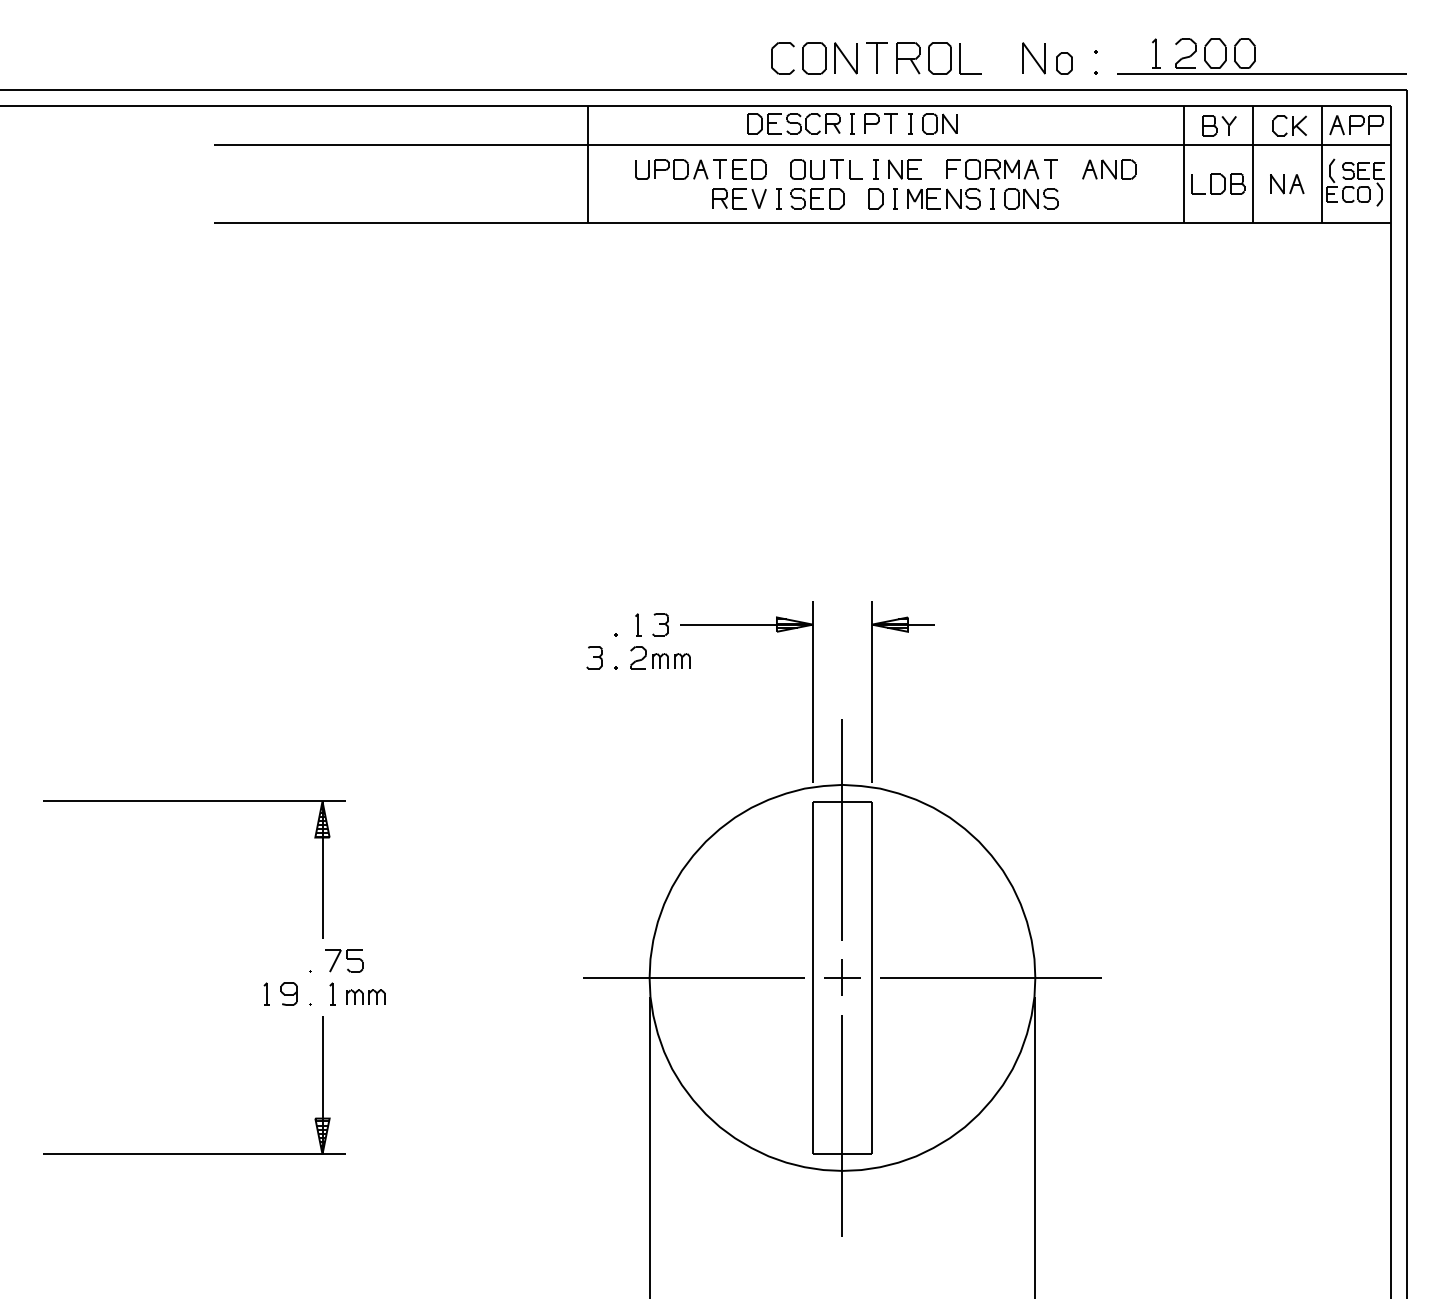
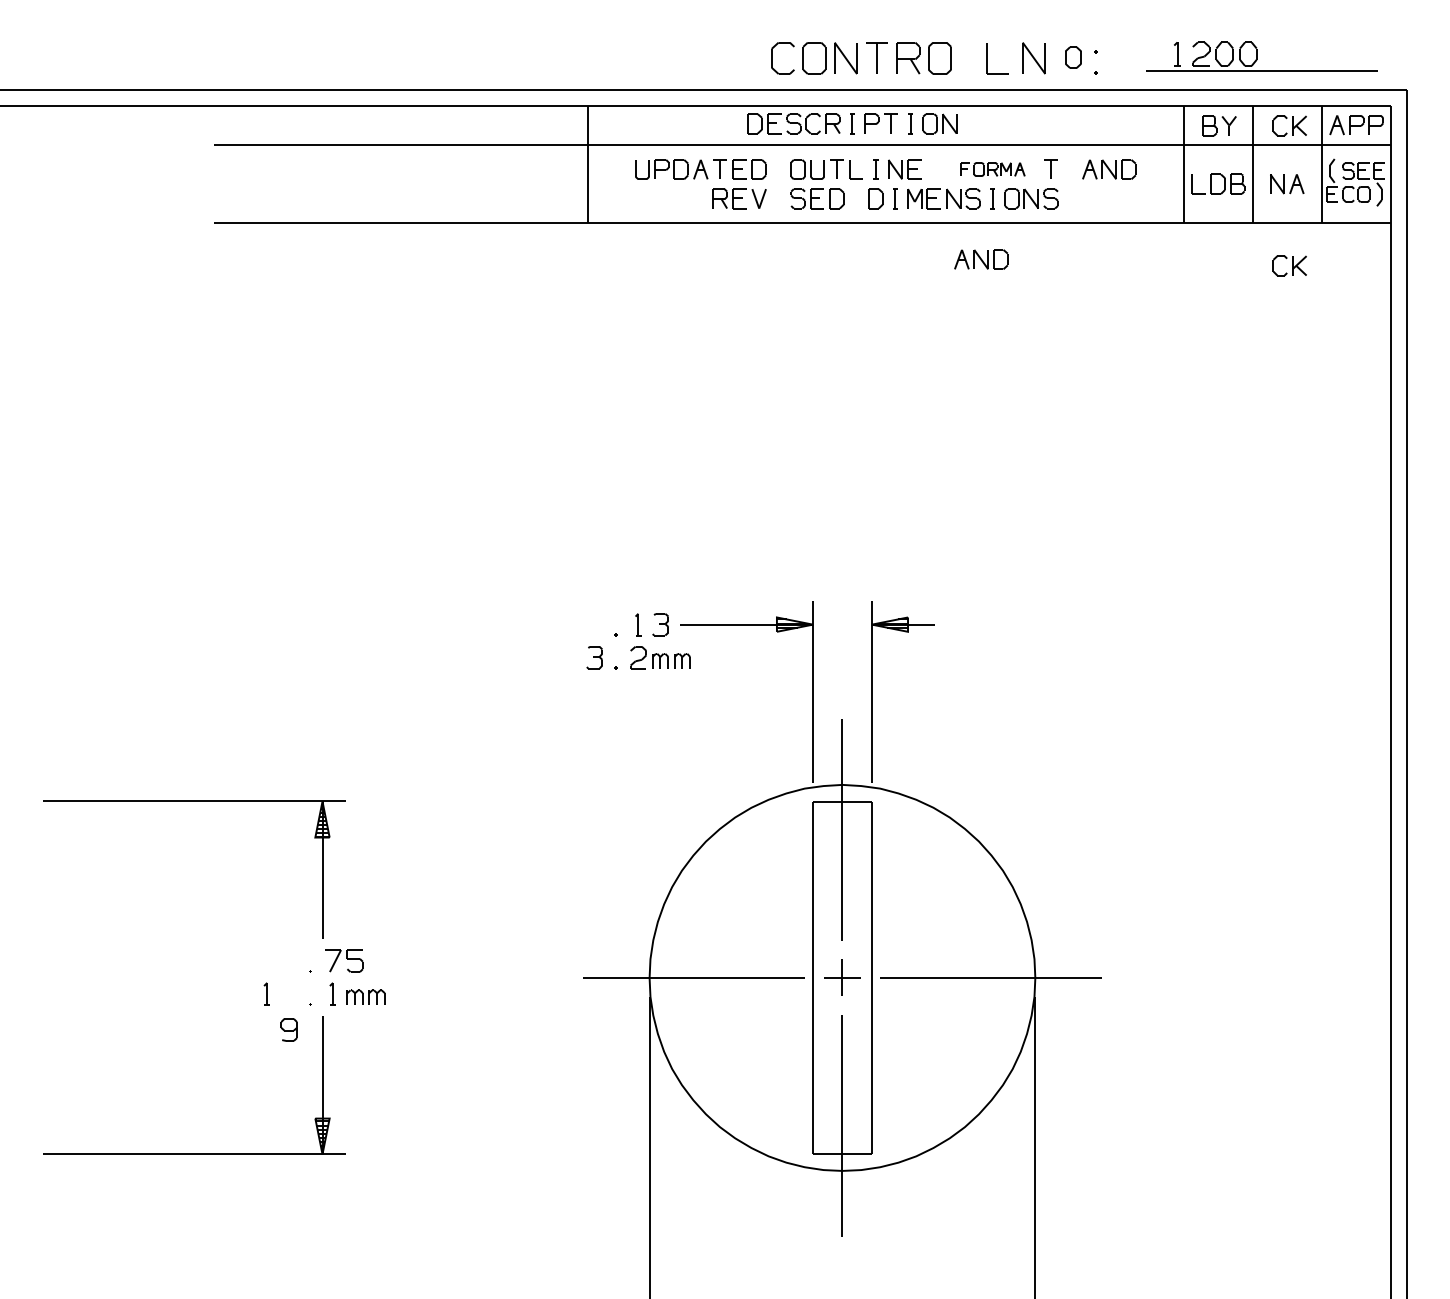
part size: 290x37 px -> 232x31 px (1261, 56)
part position: (960, 58) -> (987, 58) (987, 58)
part position: (1064, 63) -> (1073, 57) (1073, 57)
part size: 94x21 px -> 66x15 px (992, 169)
part: present -> none (778, 198)
part: none -> present (981, 259)
part: none -> present (1289, 265)
part position: (288, 993) -> (288, 1029) (288, 1029)
